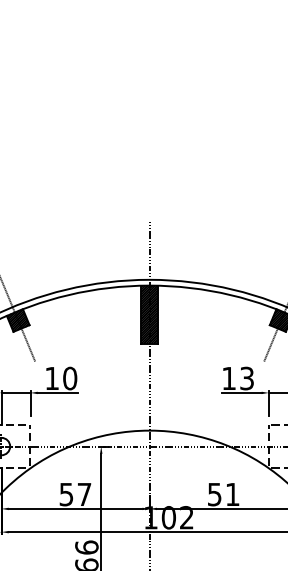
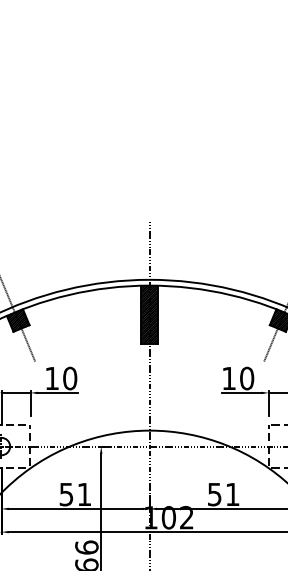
text: 13 -> 10 (247, 378)
text: 57 -> 51 (84, 494)
